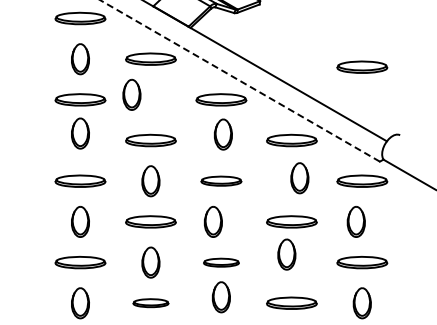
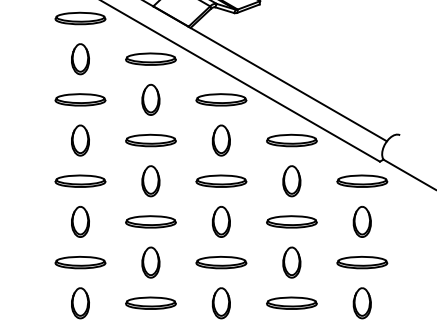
part: present -> none (362, 66)
line: dashed -> solid (239, 80)
part position: (131, 94) -> (150, 99) (150, 99)
part position: (80, 133) -> (80, 140) (80, 140)
part position: (223, 134) -> (221, 140) (221, 140)
part position: (299, 178) -> (291, 181) (291, 181)
part size: 43x12 px -> 53x14 px (221, 180)
part position: (213, 221) -> (221, 221) (221, 221)
part position: (355, 221) -> (361, 221) (361, 221)
part position: (286, 254) -> (291, 262) (291, 262)
part size: 37x11 px -> 53x14 px (221, 262)
part position: (221, 297) -> (221, 303) (221, 303)
part size: 38x11 px -> 52x14 px (150, 302)
